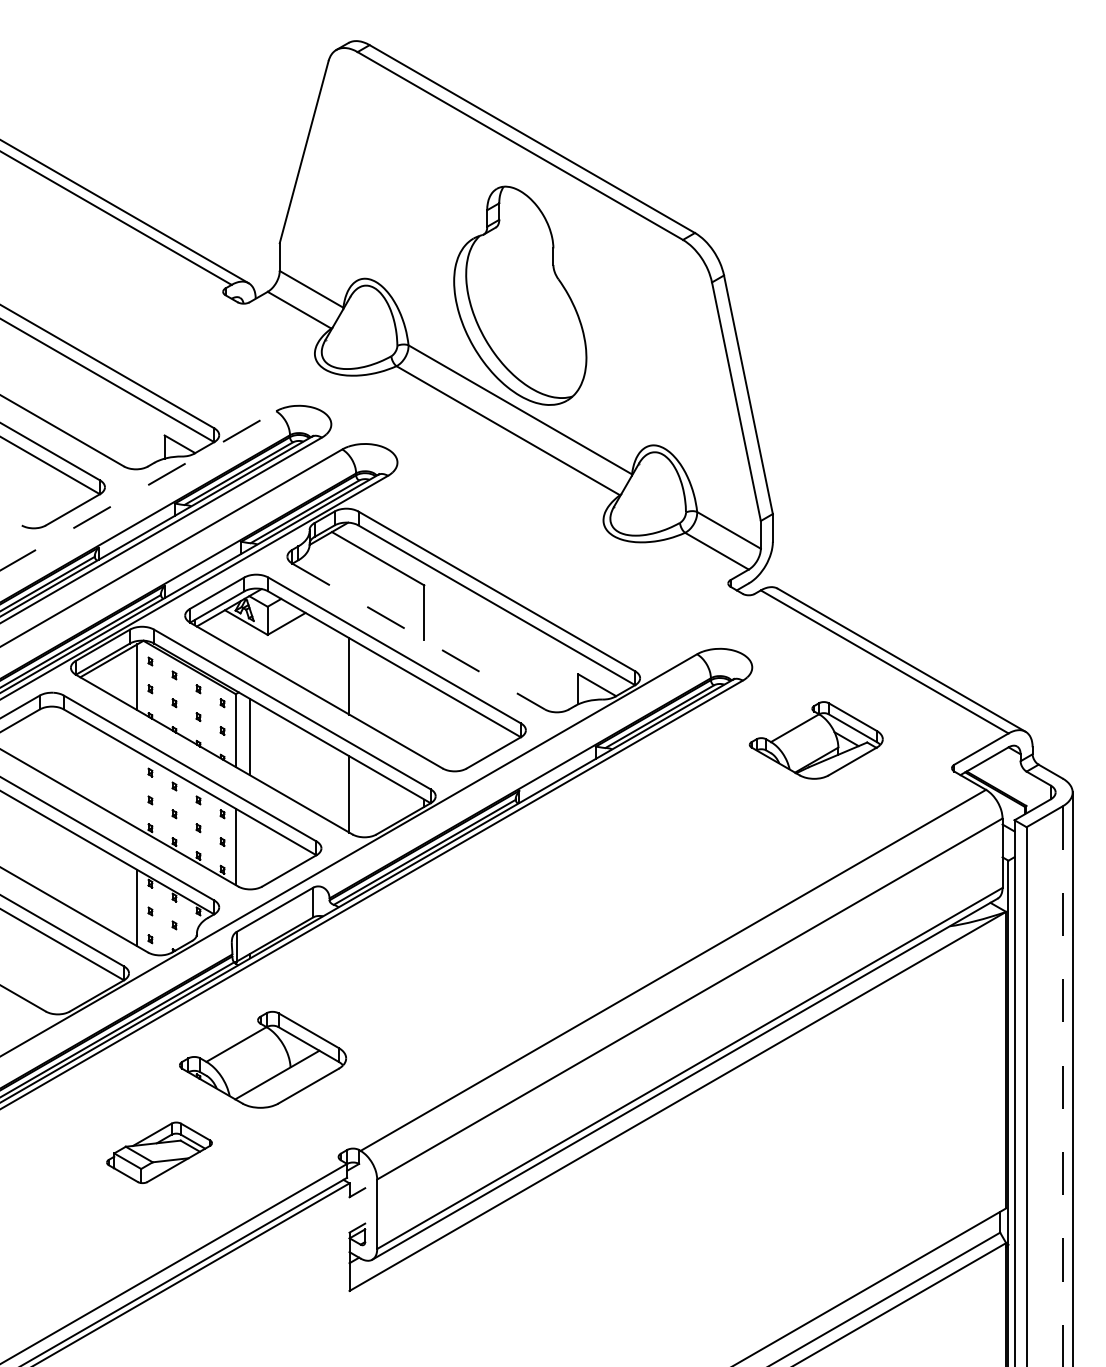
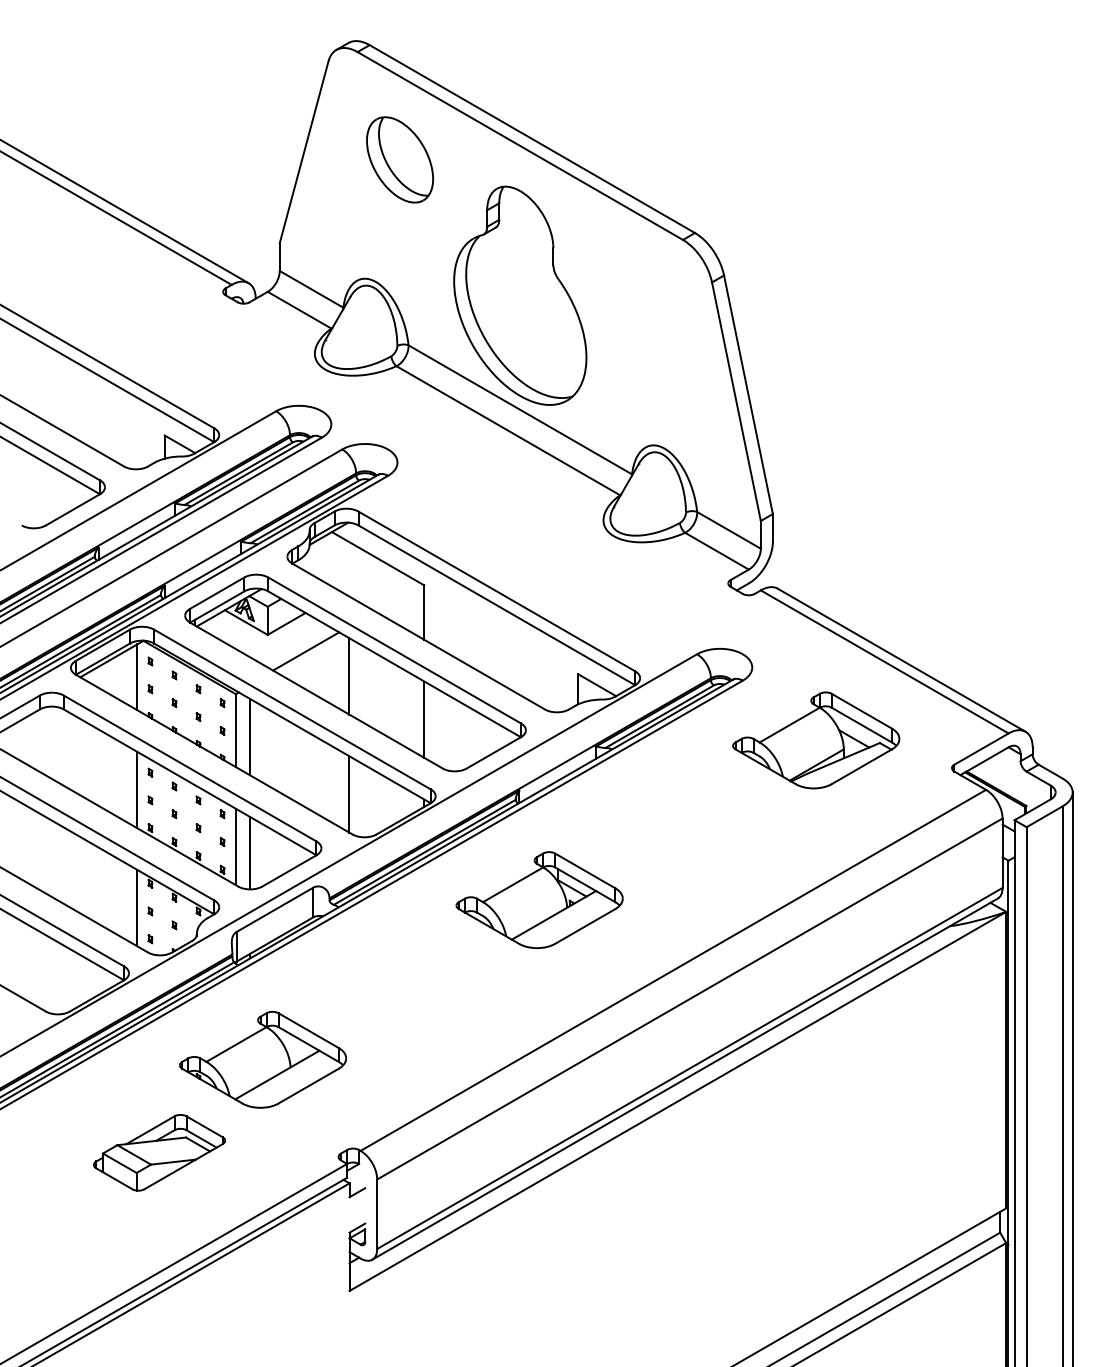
part: none -> present (399, 159)
line: dashed -> solid (138, 490)
line: dashed -> solid (418, 636)
line: none -> present (306, 651)
line: none -> present (424, 719)
part size: 136x79 px -> 169x99 px (816, 740)
line: none -> present (137, 789)
line: none -> present (250, 853)
part: none -> present (539, 899)
line: dashed -> solid (1062, 1086)
part size: 107x63 px -> 133x78 px (159, 1152)
